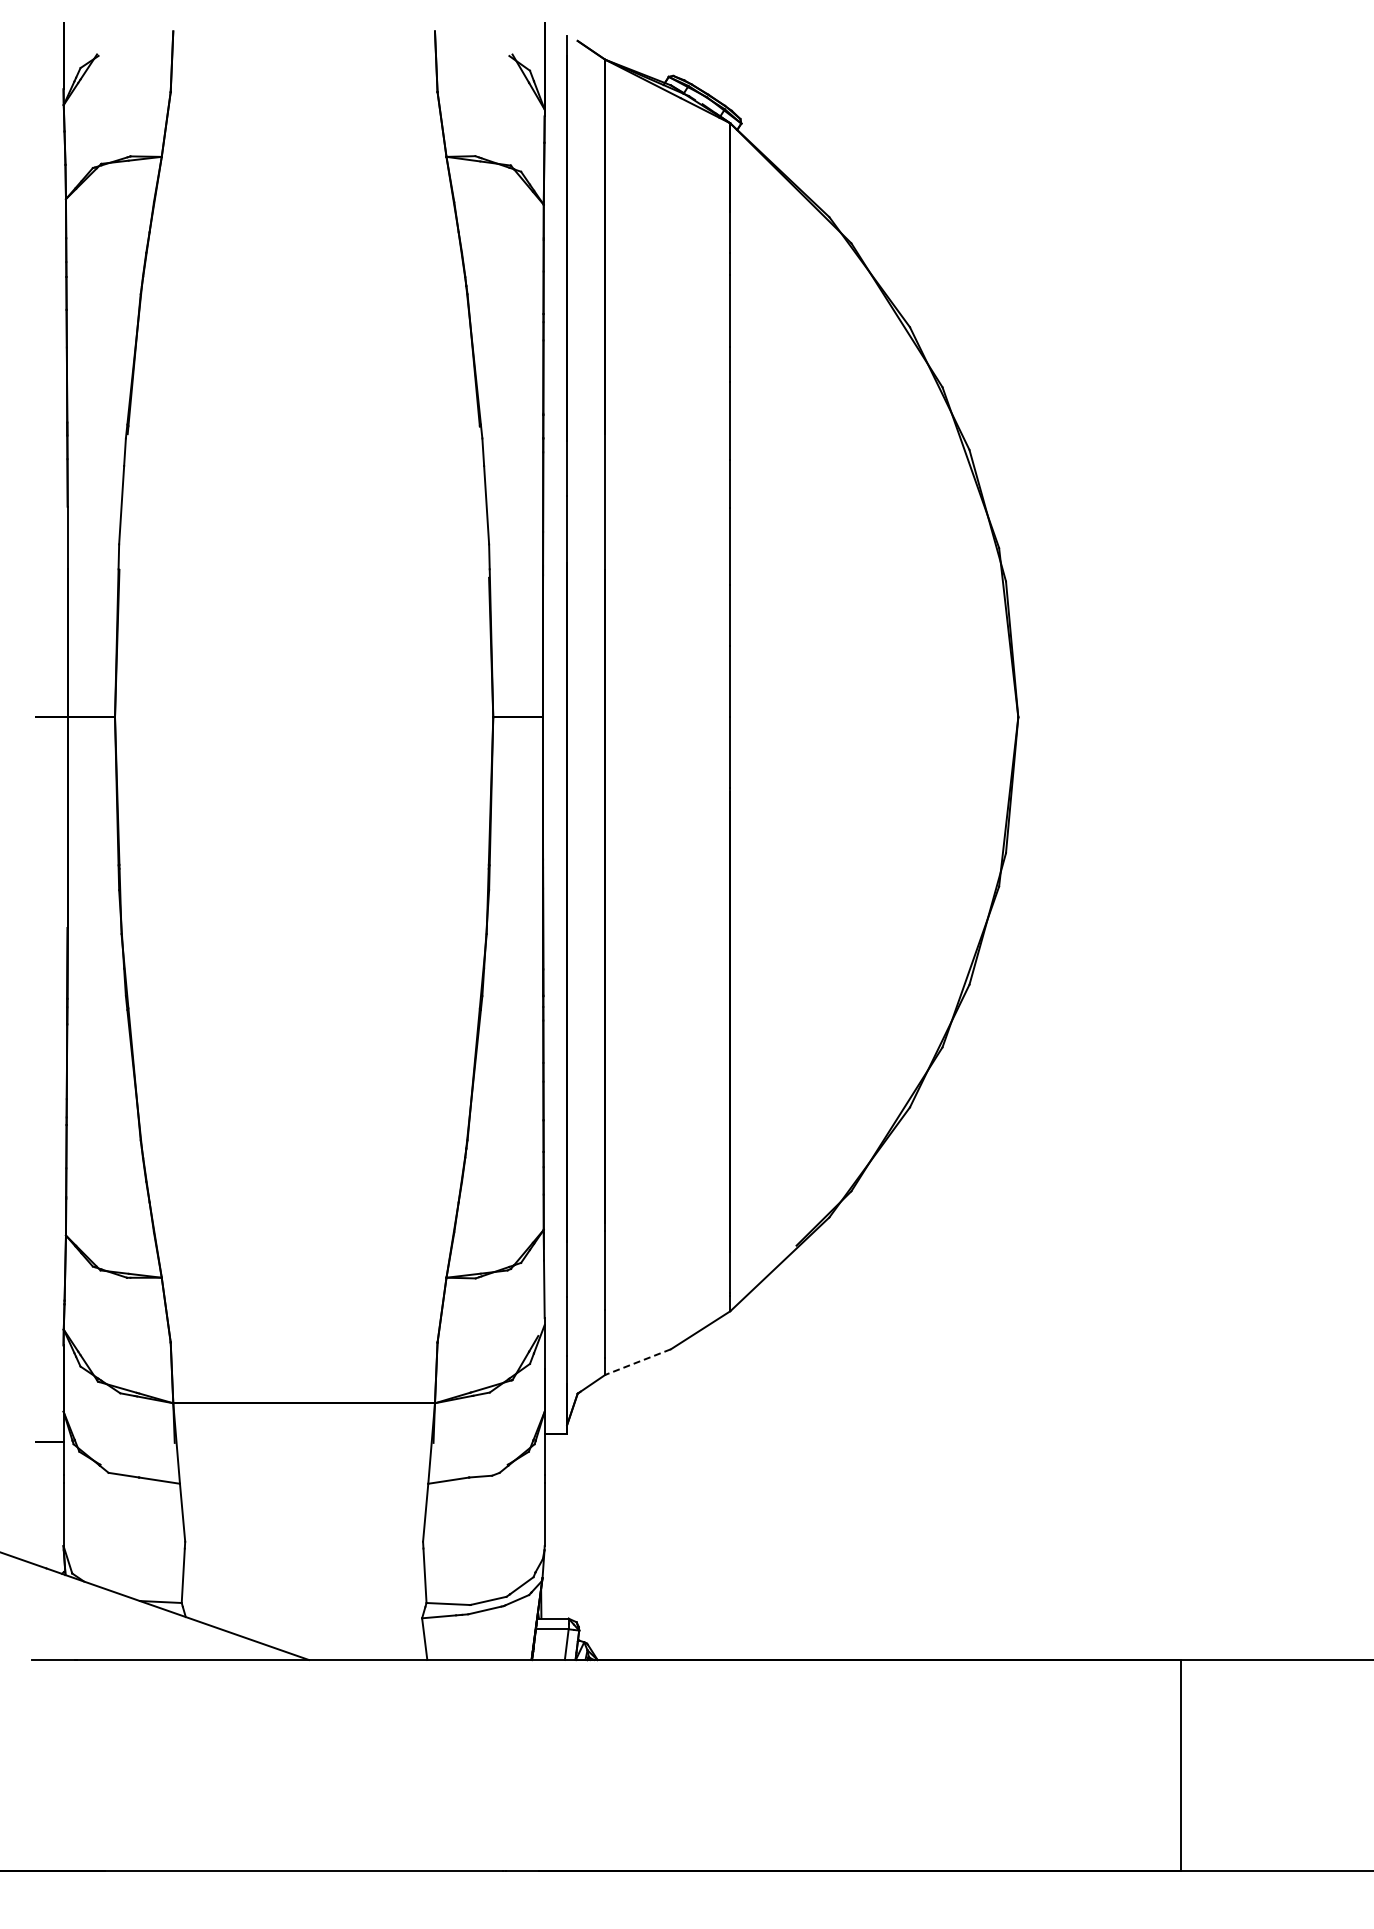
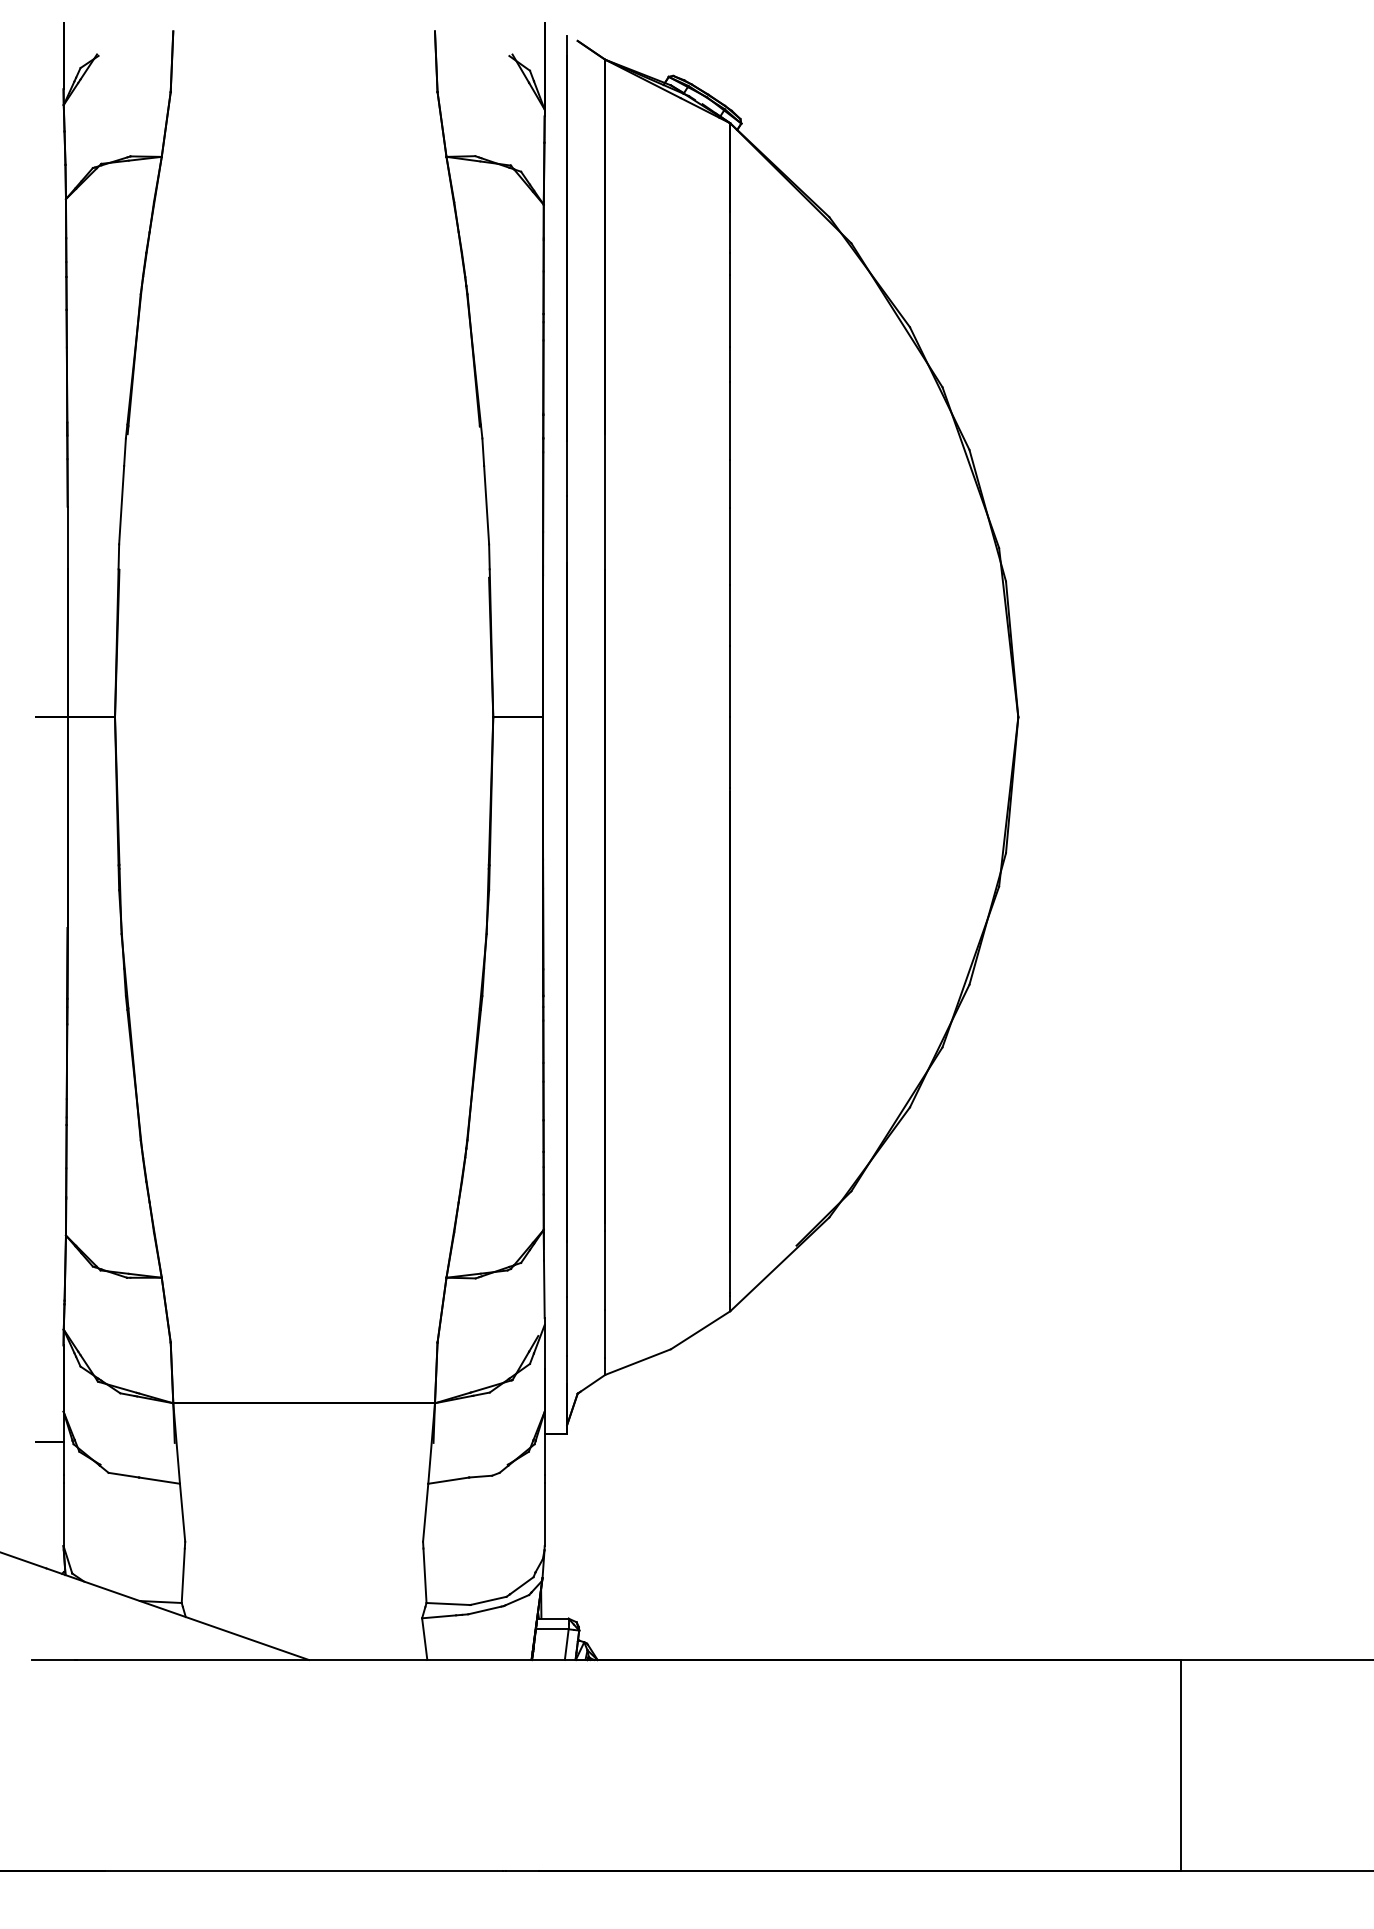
line: dashed -> solid (637, 1362)
